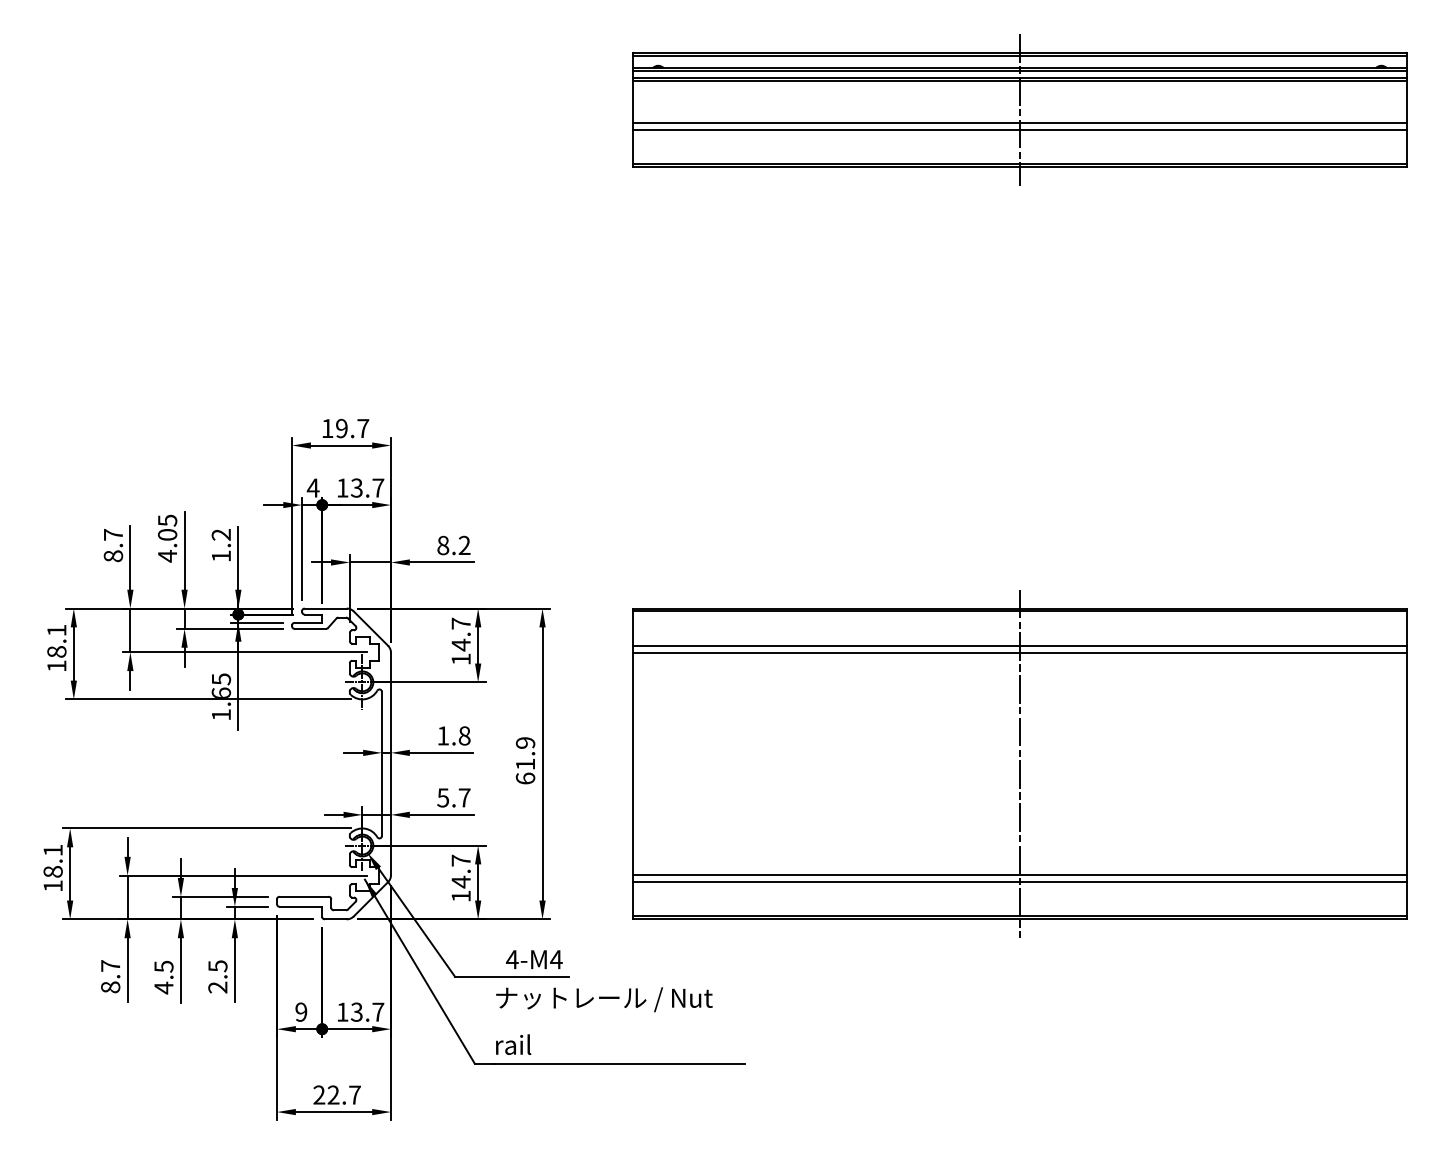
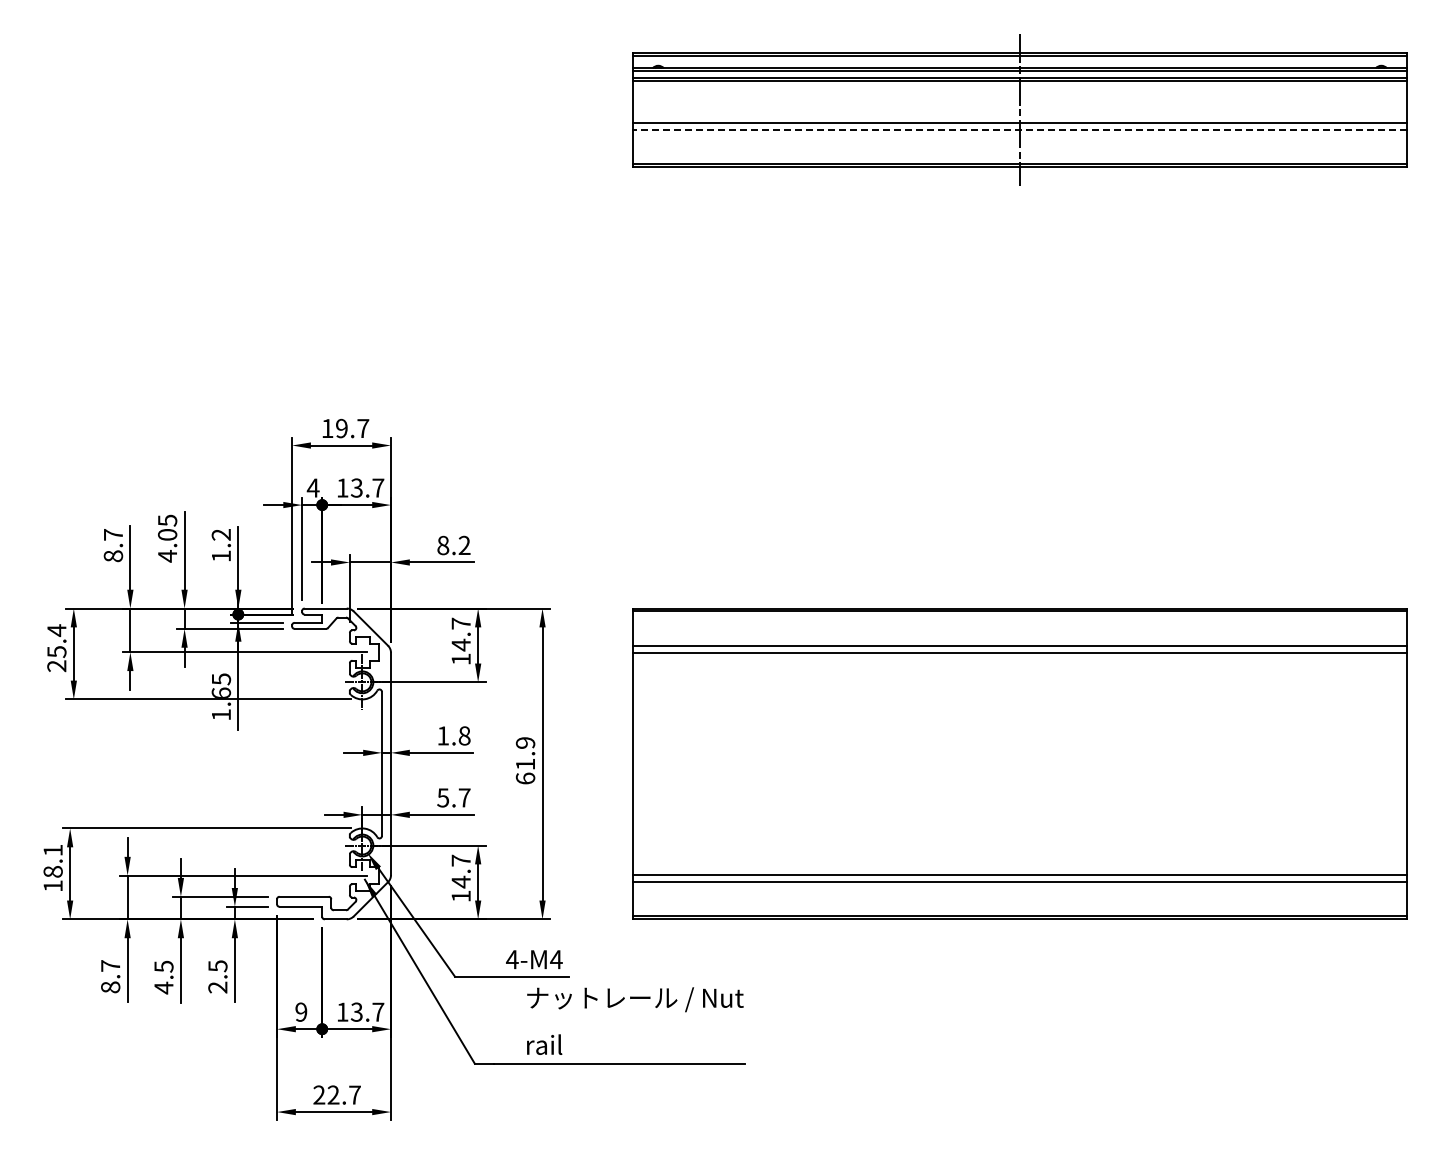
line: solid -> dashed (1019, 129)
text: 18.1 -> 25.4 (56, 648)
line: present -> none (1019, 763)
text position: (604, 1020) -> (635, 1020) (635, 1020)
